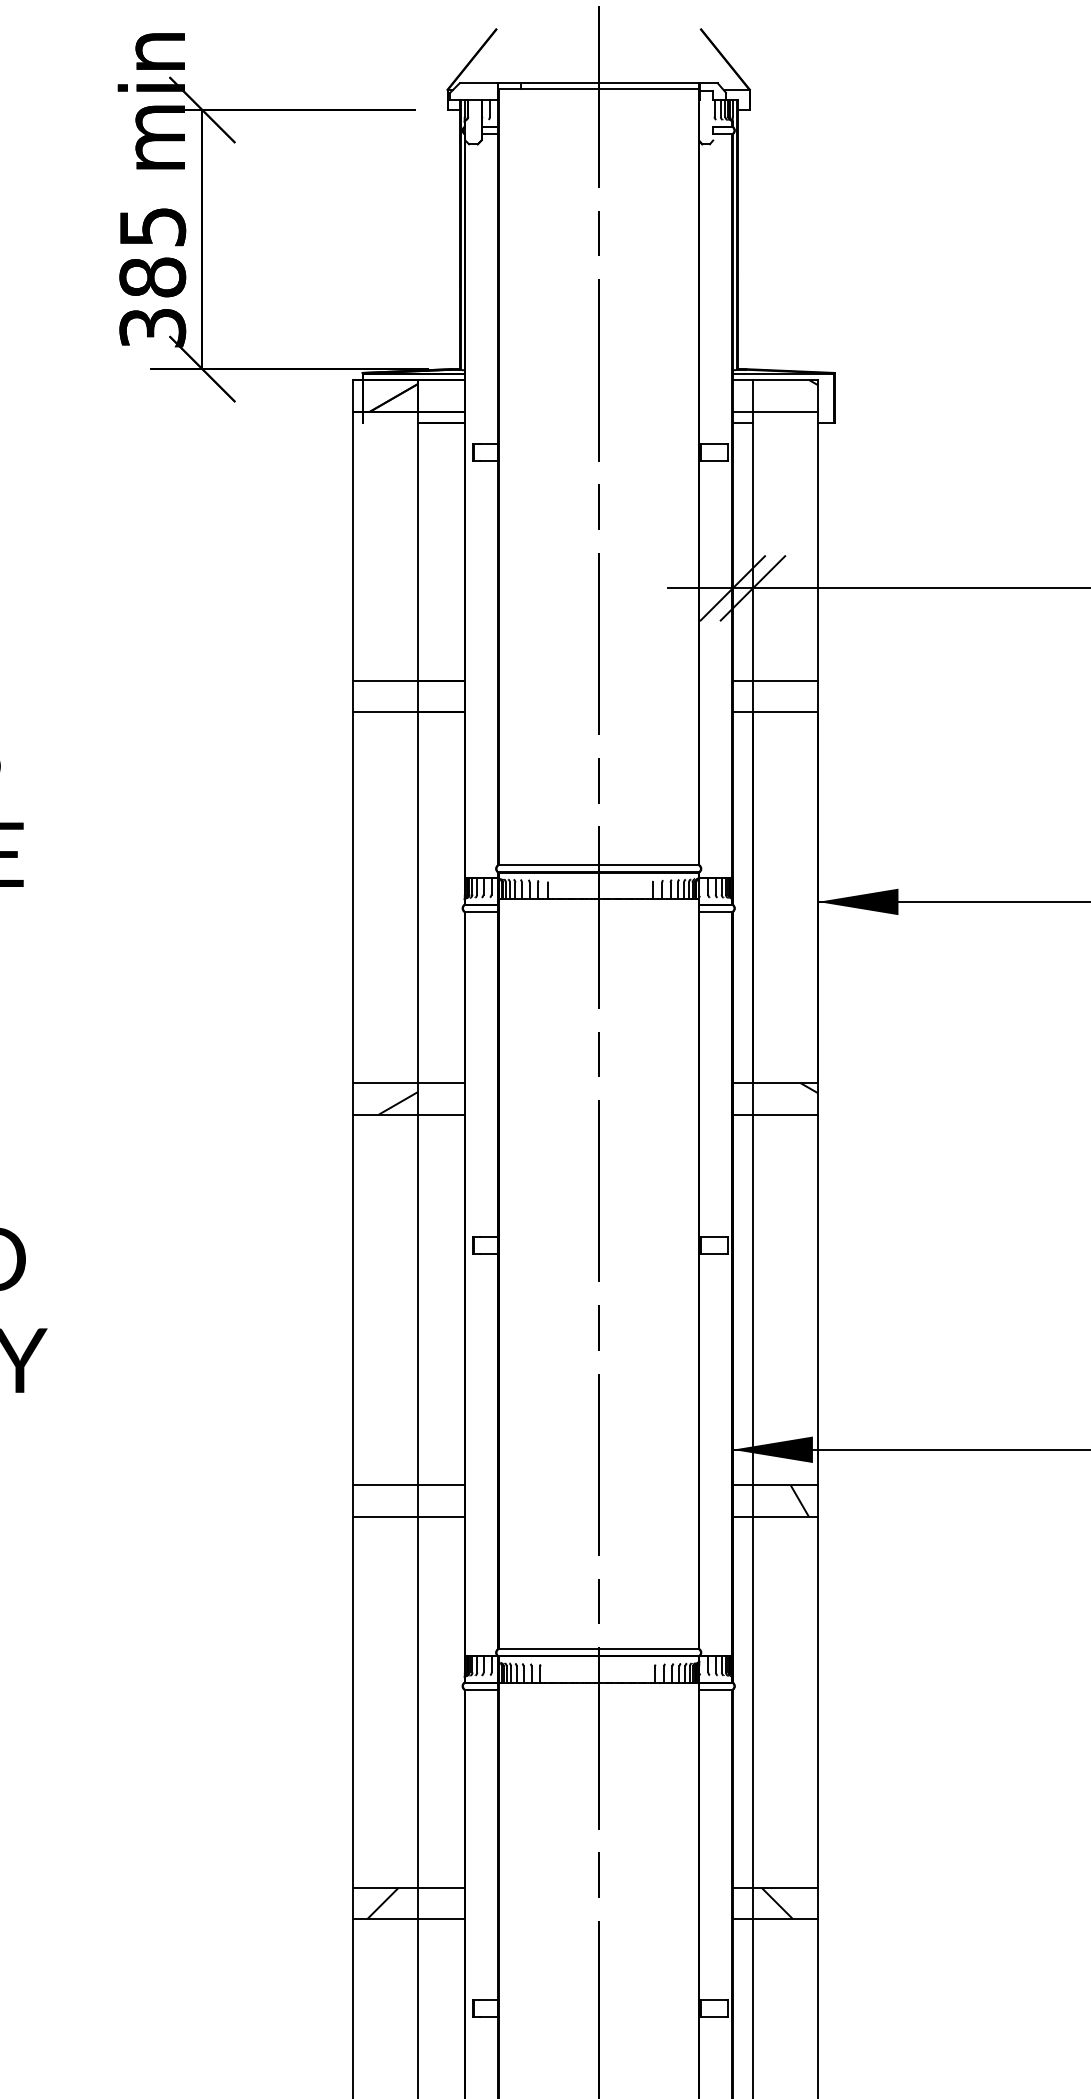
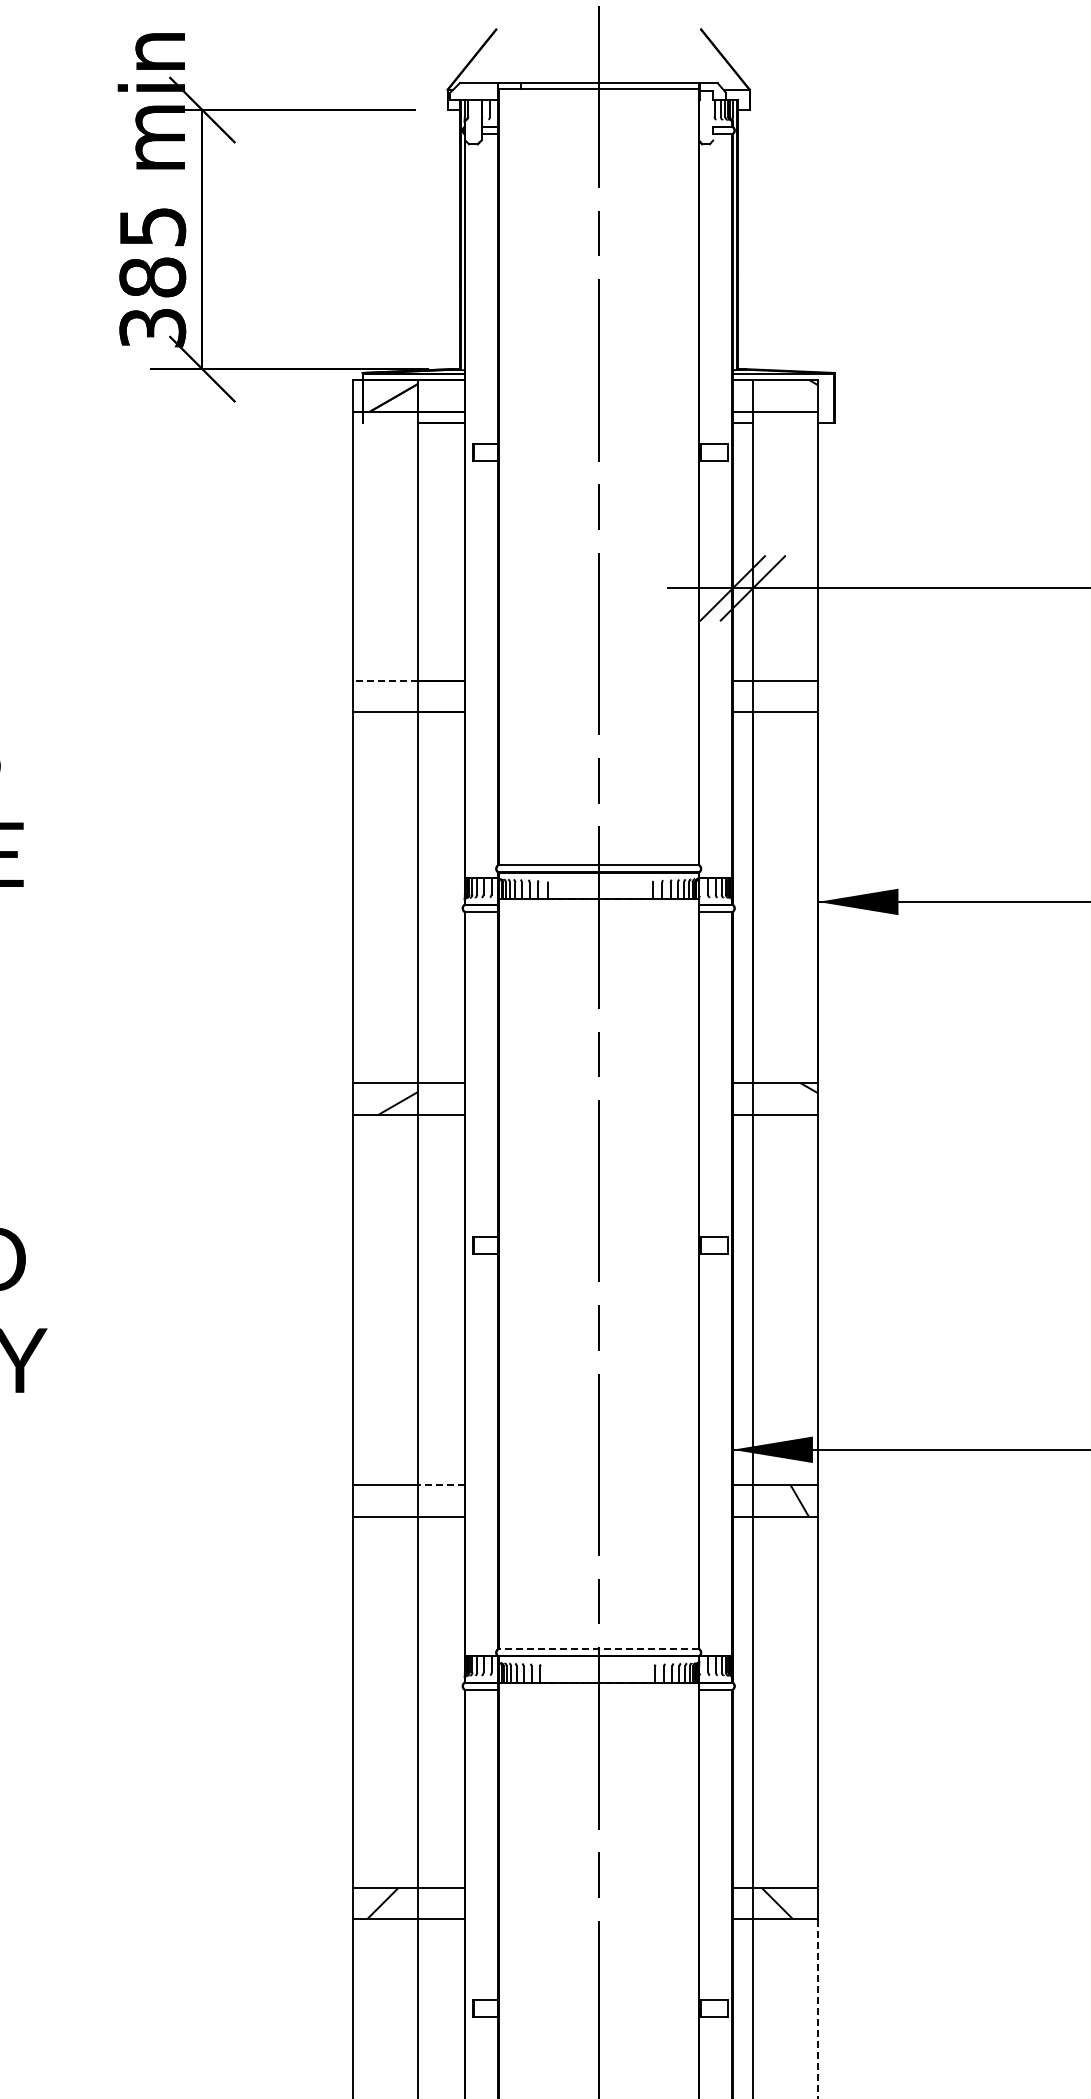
line: solid -> dashed (385, 680)
line: solid -> dashed (440, 1485)
line: solid -> dashed (598, 1649)
line: solid -> dashed (818, 2008)
